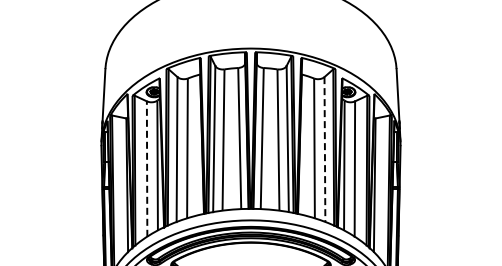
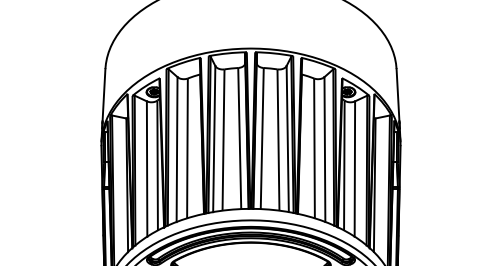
line: dashed -> solid (324, 150)
line: dashed -> solid (147, 169)
